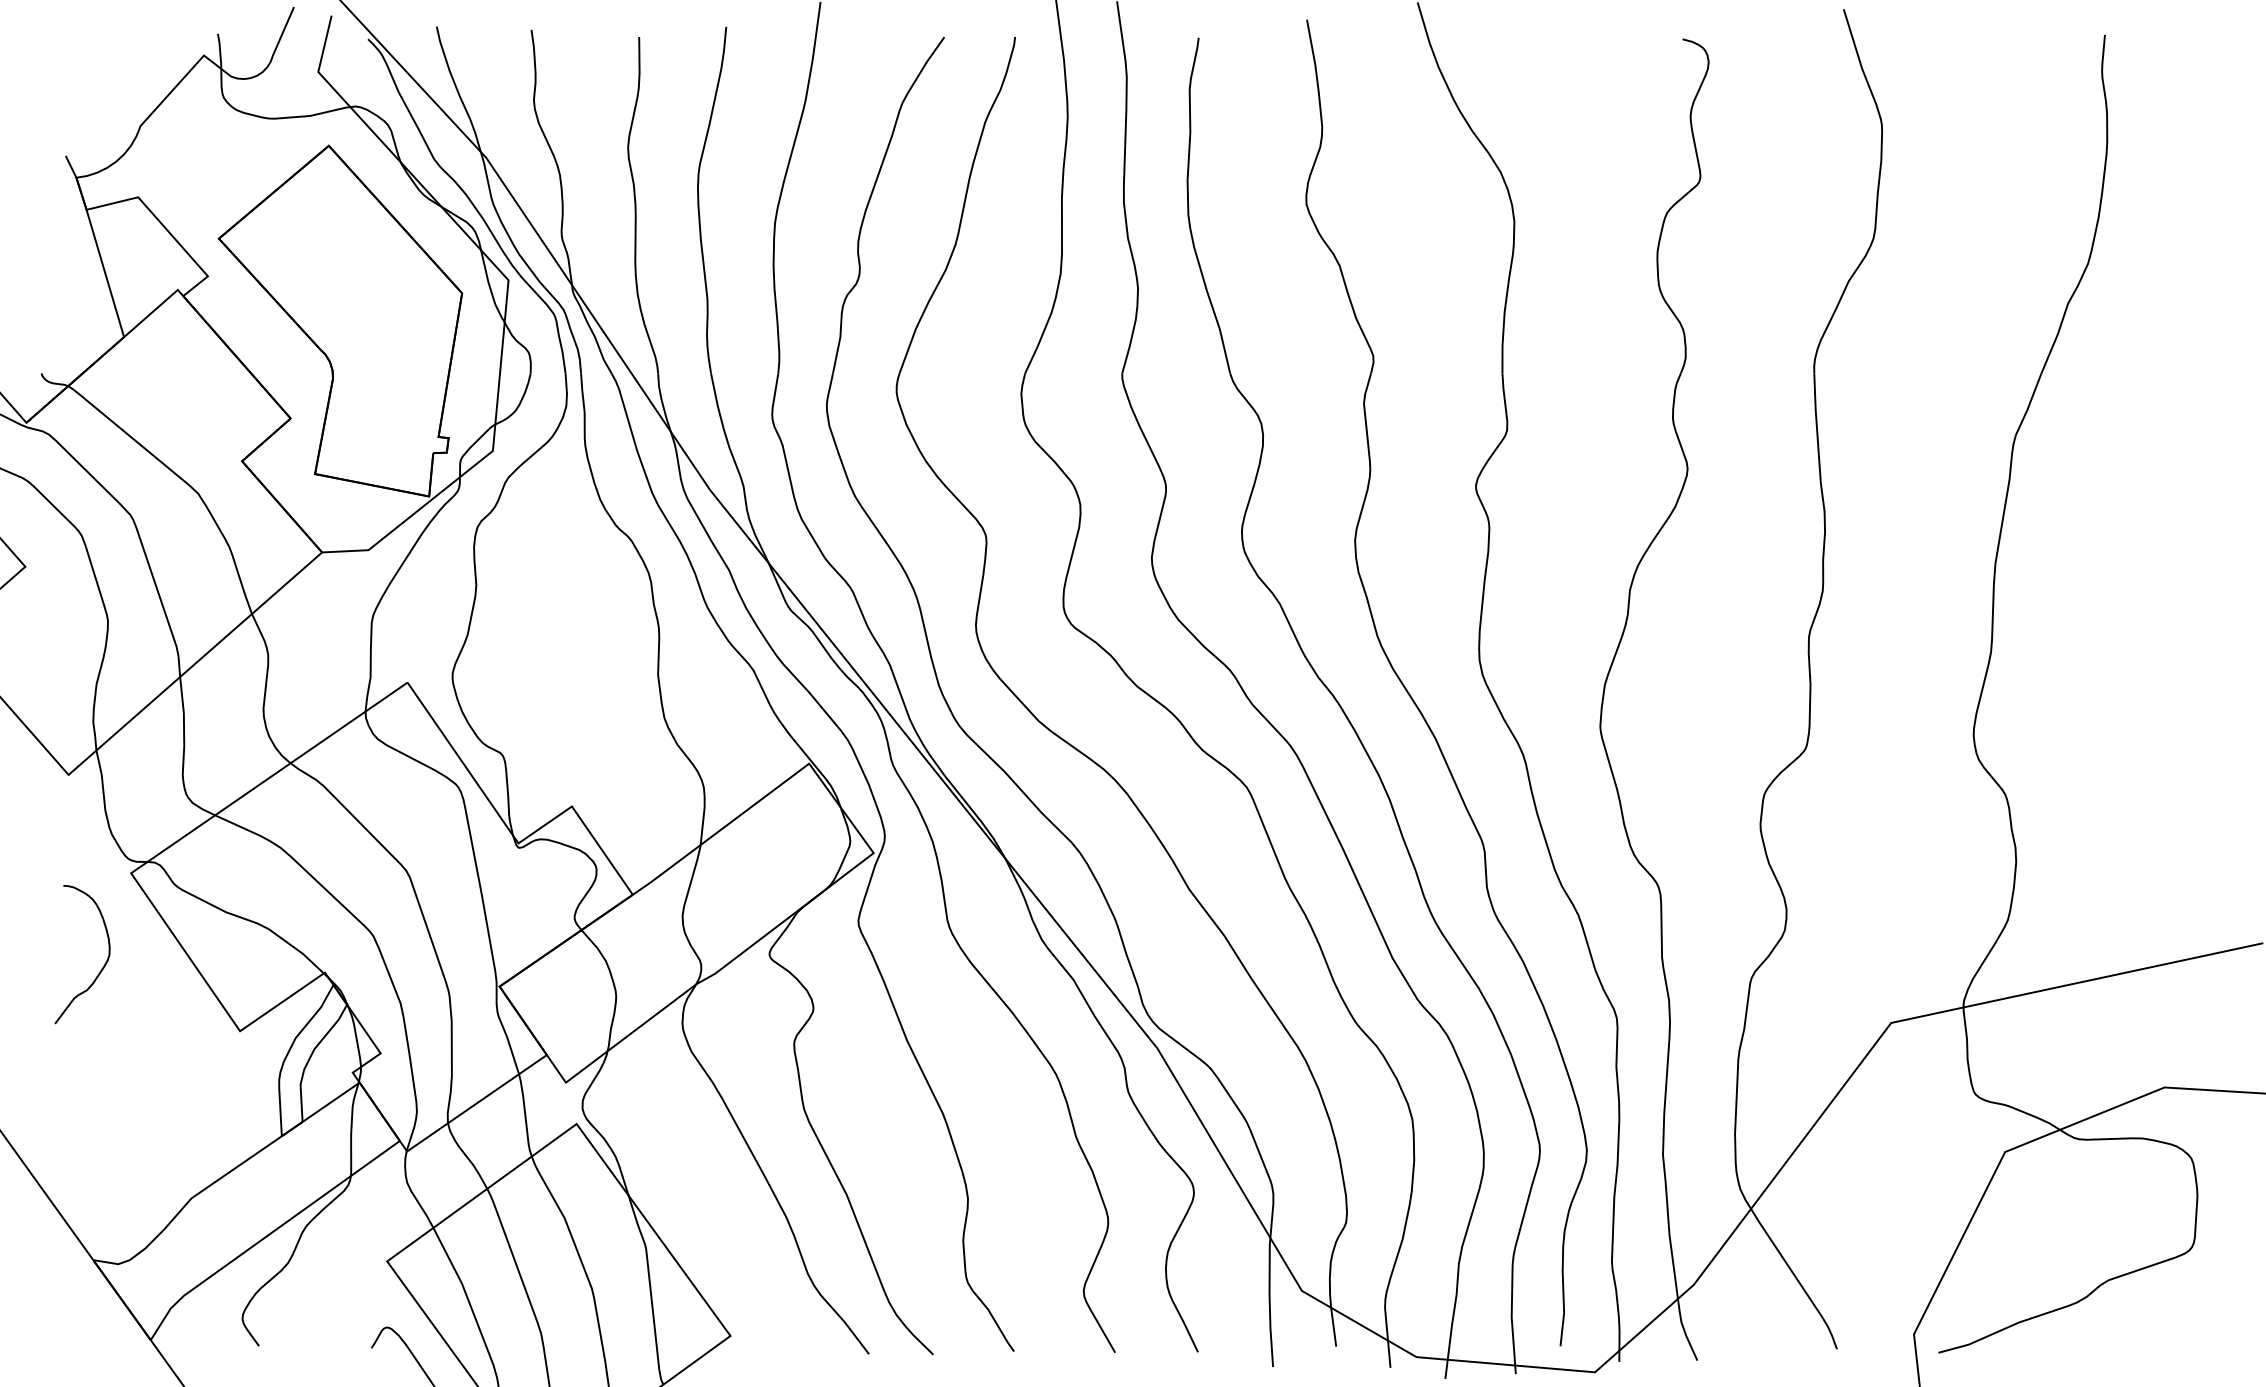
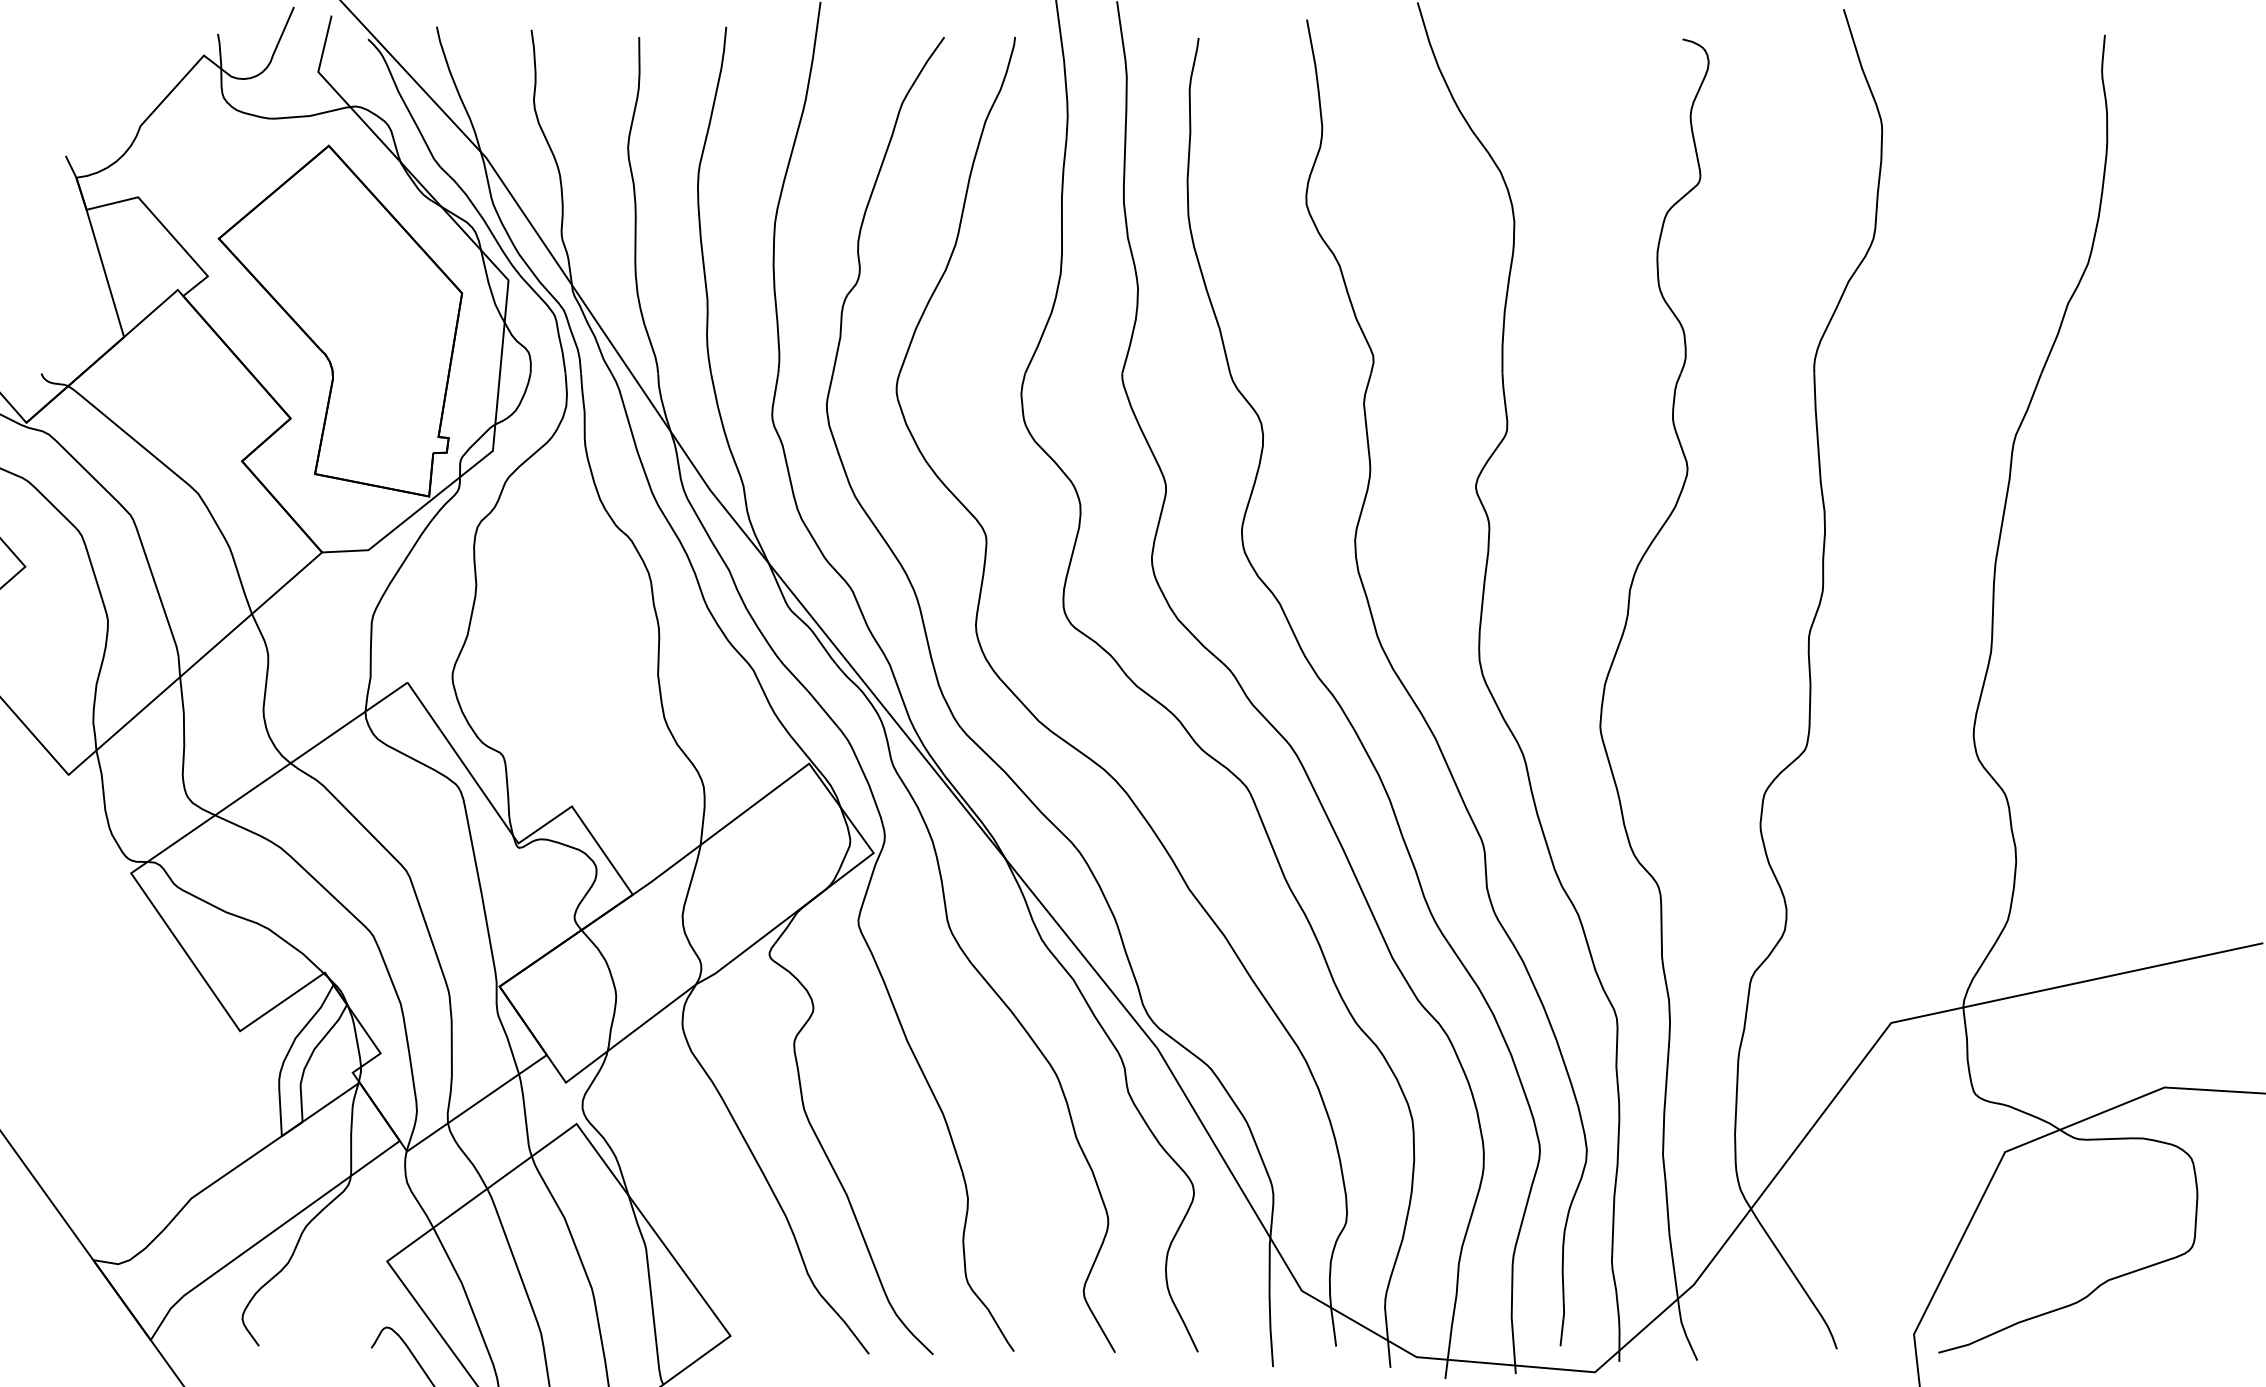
curve: present -> none (101, 968)
